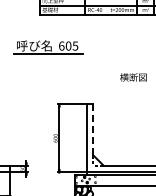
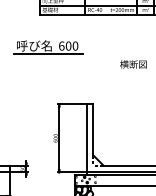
text: 605 -> 600 (75, 45)
text position: (133, 77) -> (133, 64) (133, 64)
line: dashed -> solid (93, 129)
